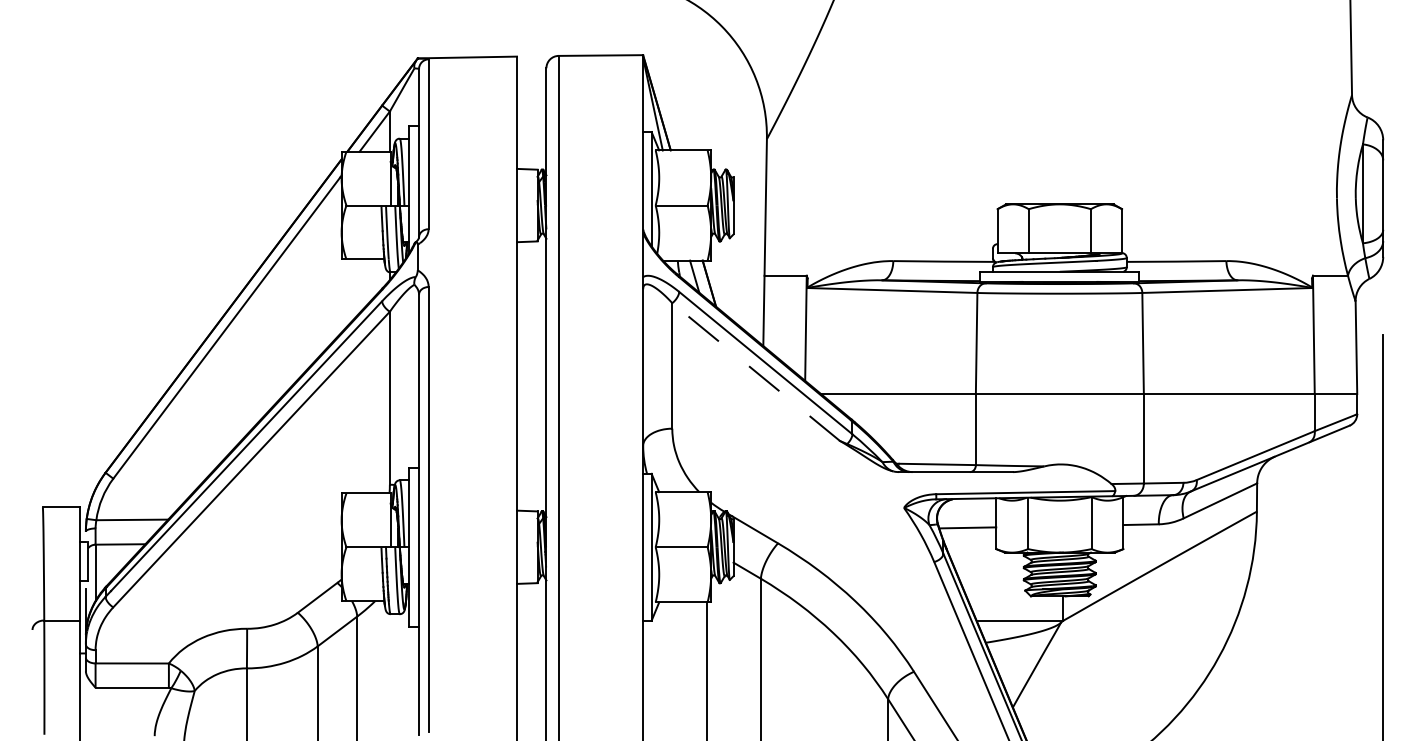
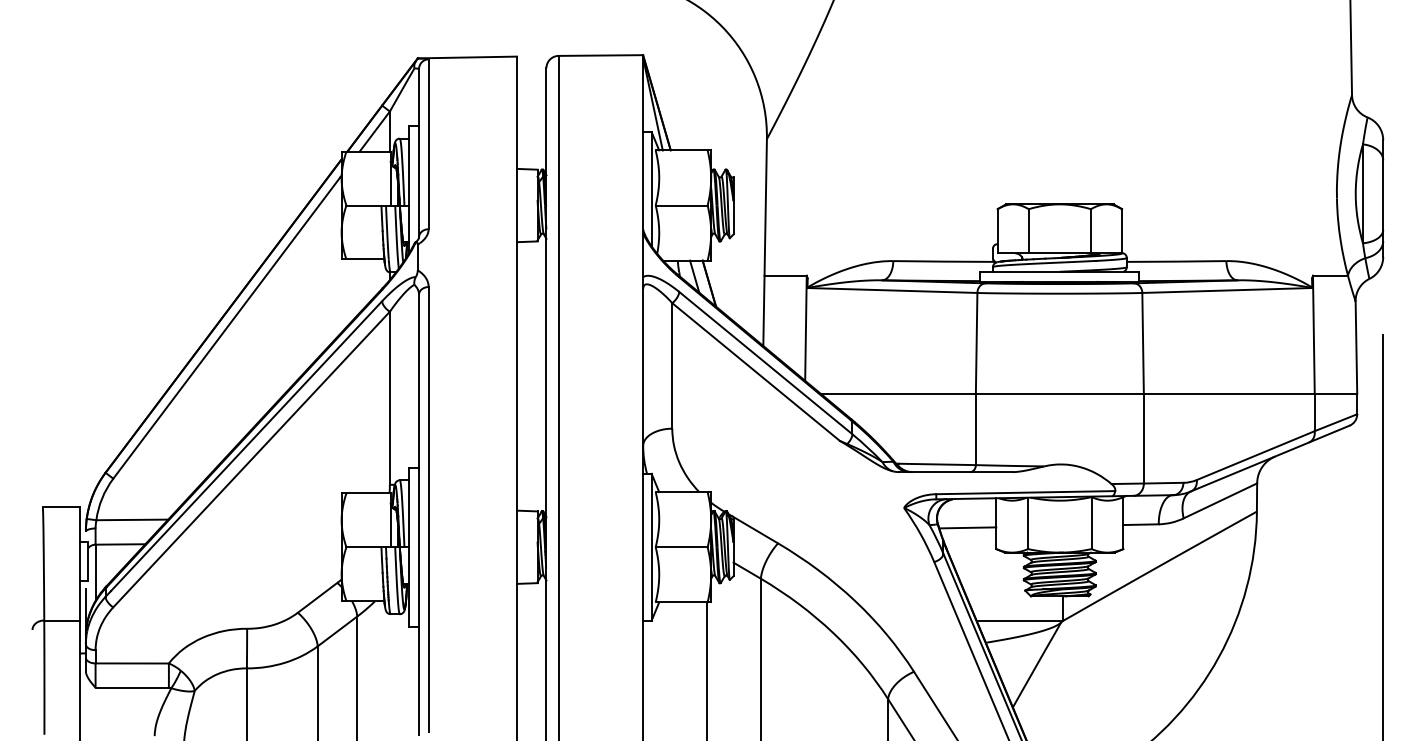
line: dashed -> solid (755, 371)
